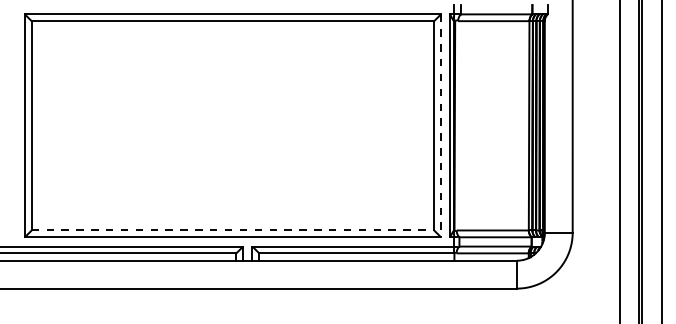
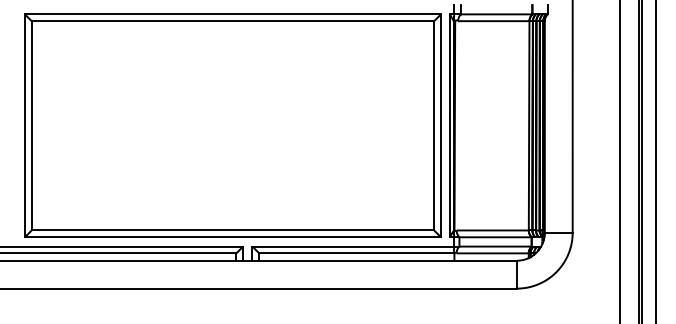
line: dashed -> solid (441, 126)
line position: (661, 161) -> (655, 161) (655, 161)
line: dashed -> solid (233, 230)
